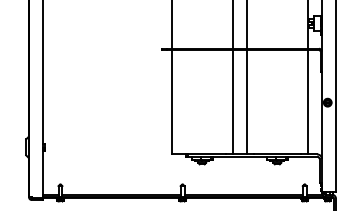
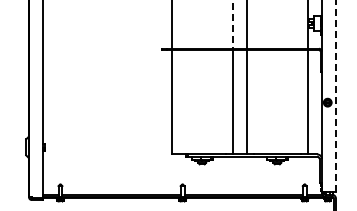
line: solid -> dashed (232, 24)
line: solid -> dashed (335, 95)
